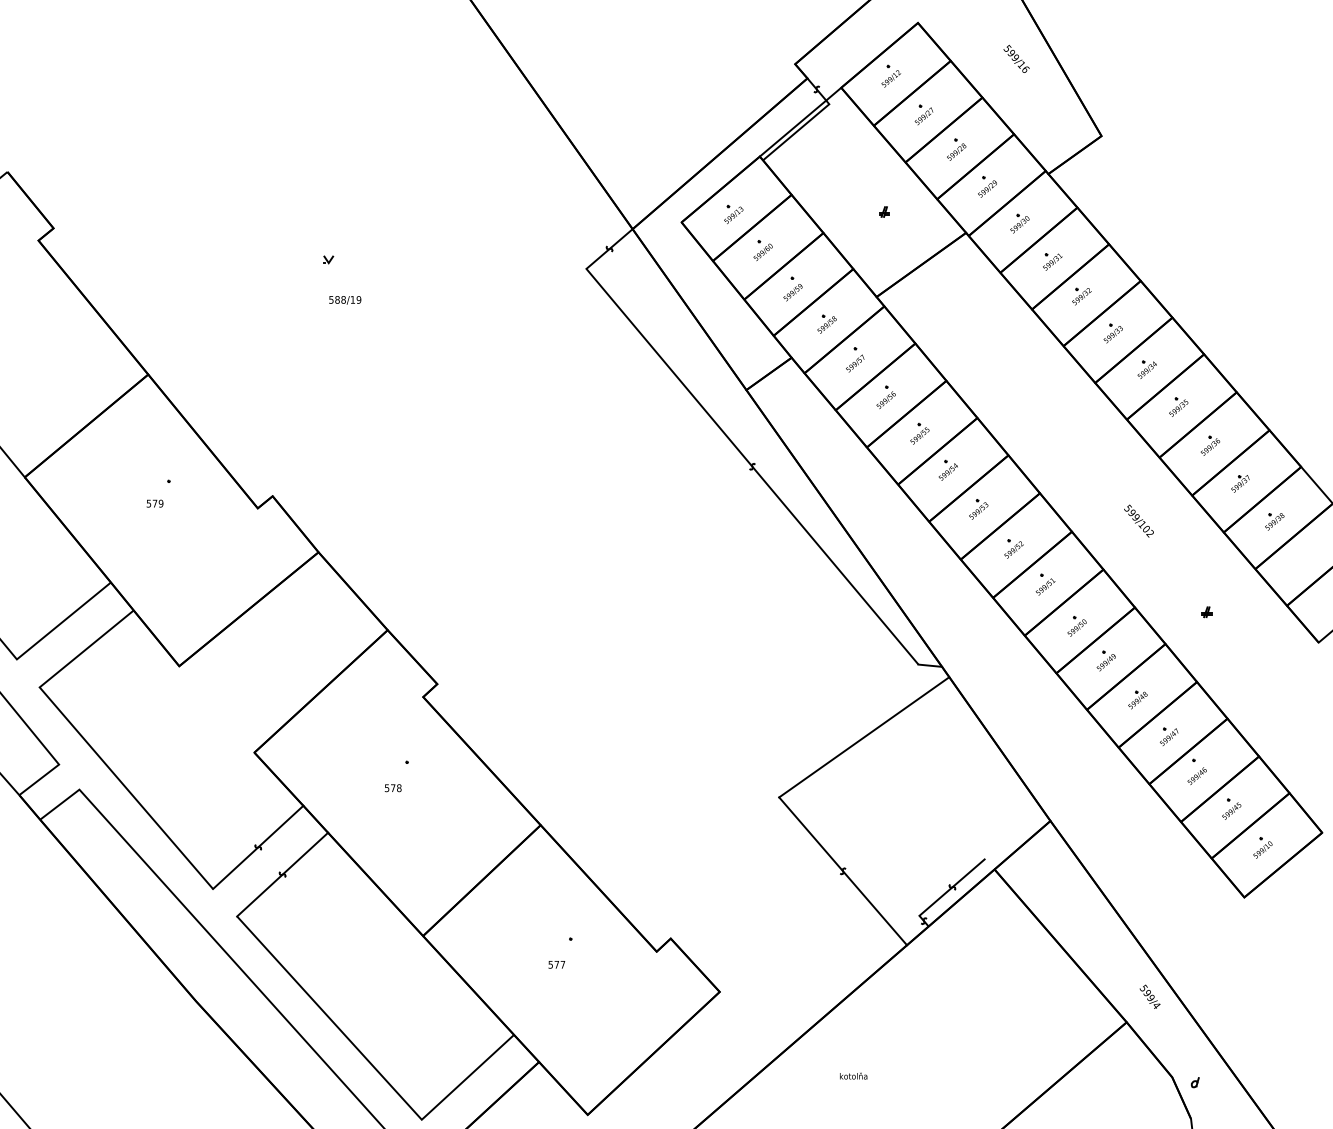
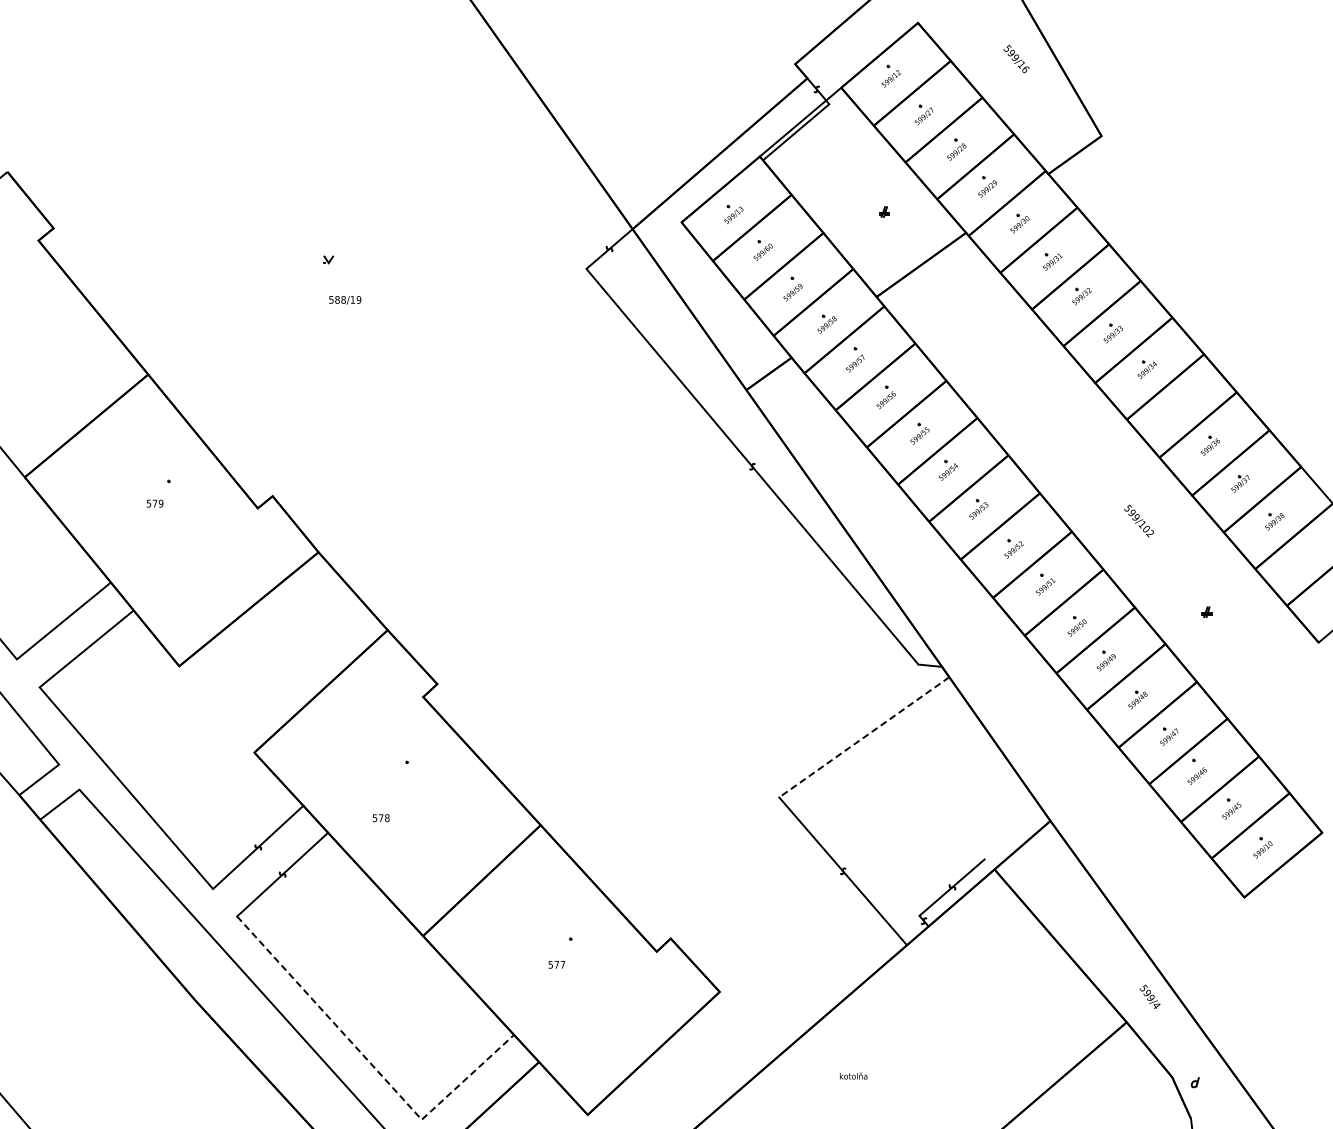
part: present -> none (1178, 406)
line: solid -> dashed (863, 737)
text position: (392, 788) -> (380, 818) (380, 818)
line: solid -> dashed (372, 1065)
